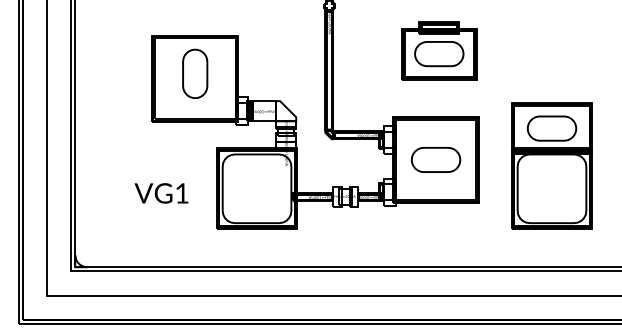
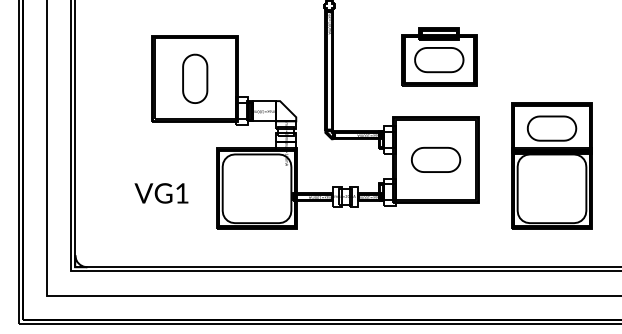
part position: (439, 50) -> (439, 56) (439, 56)
part position: (195, 73) -> (195, 78) (195, 78)
